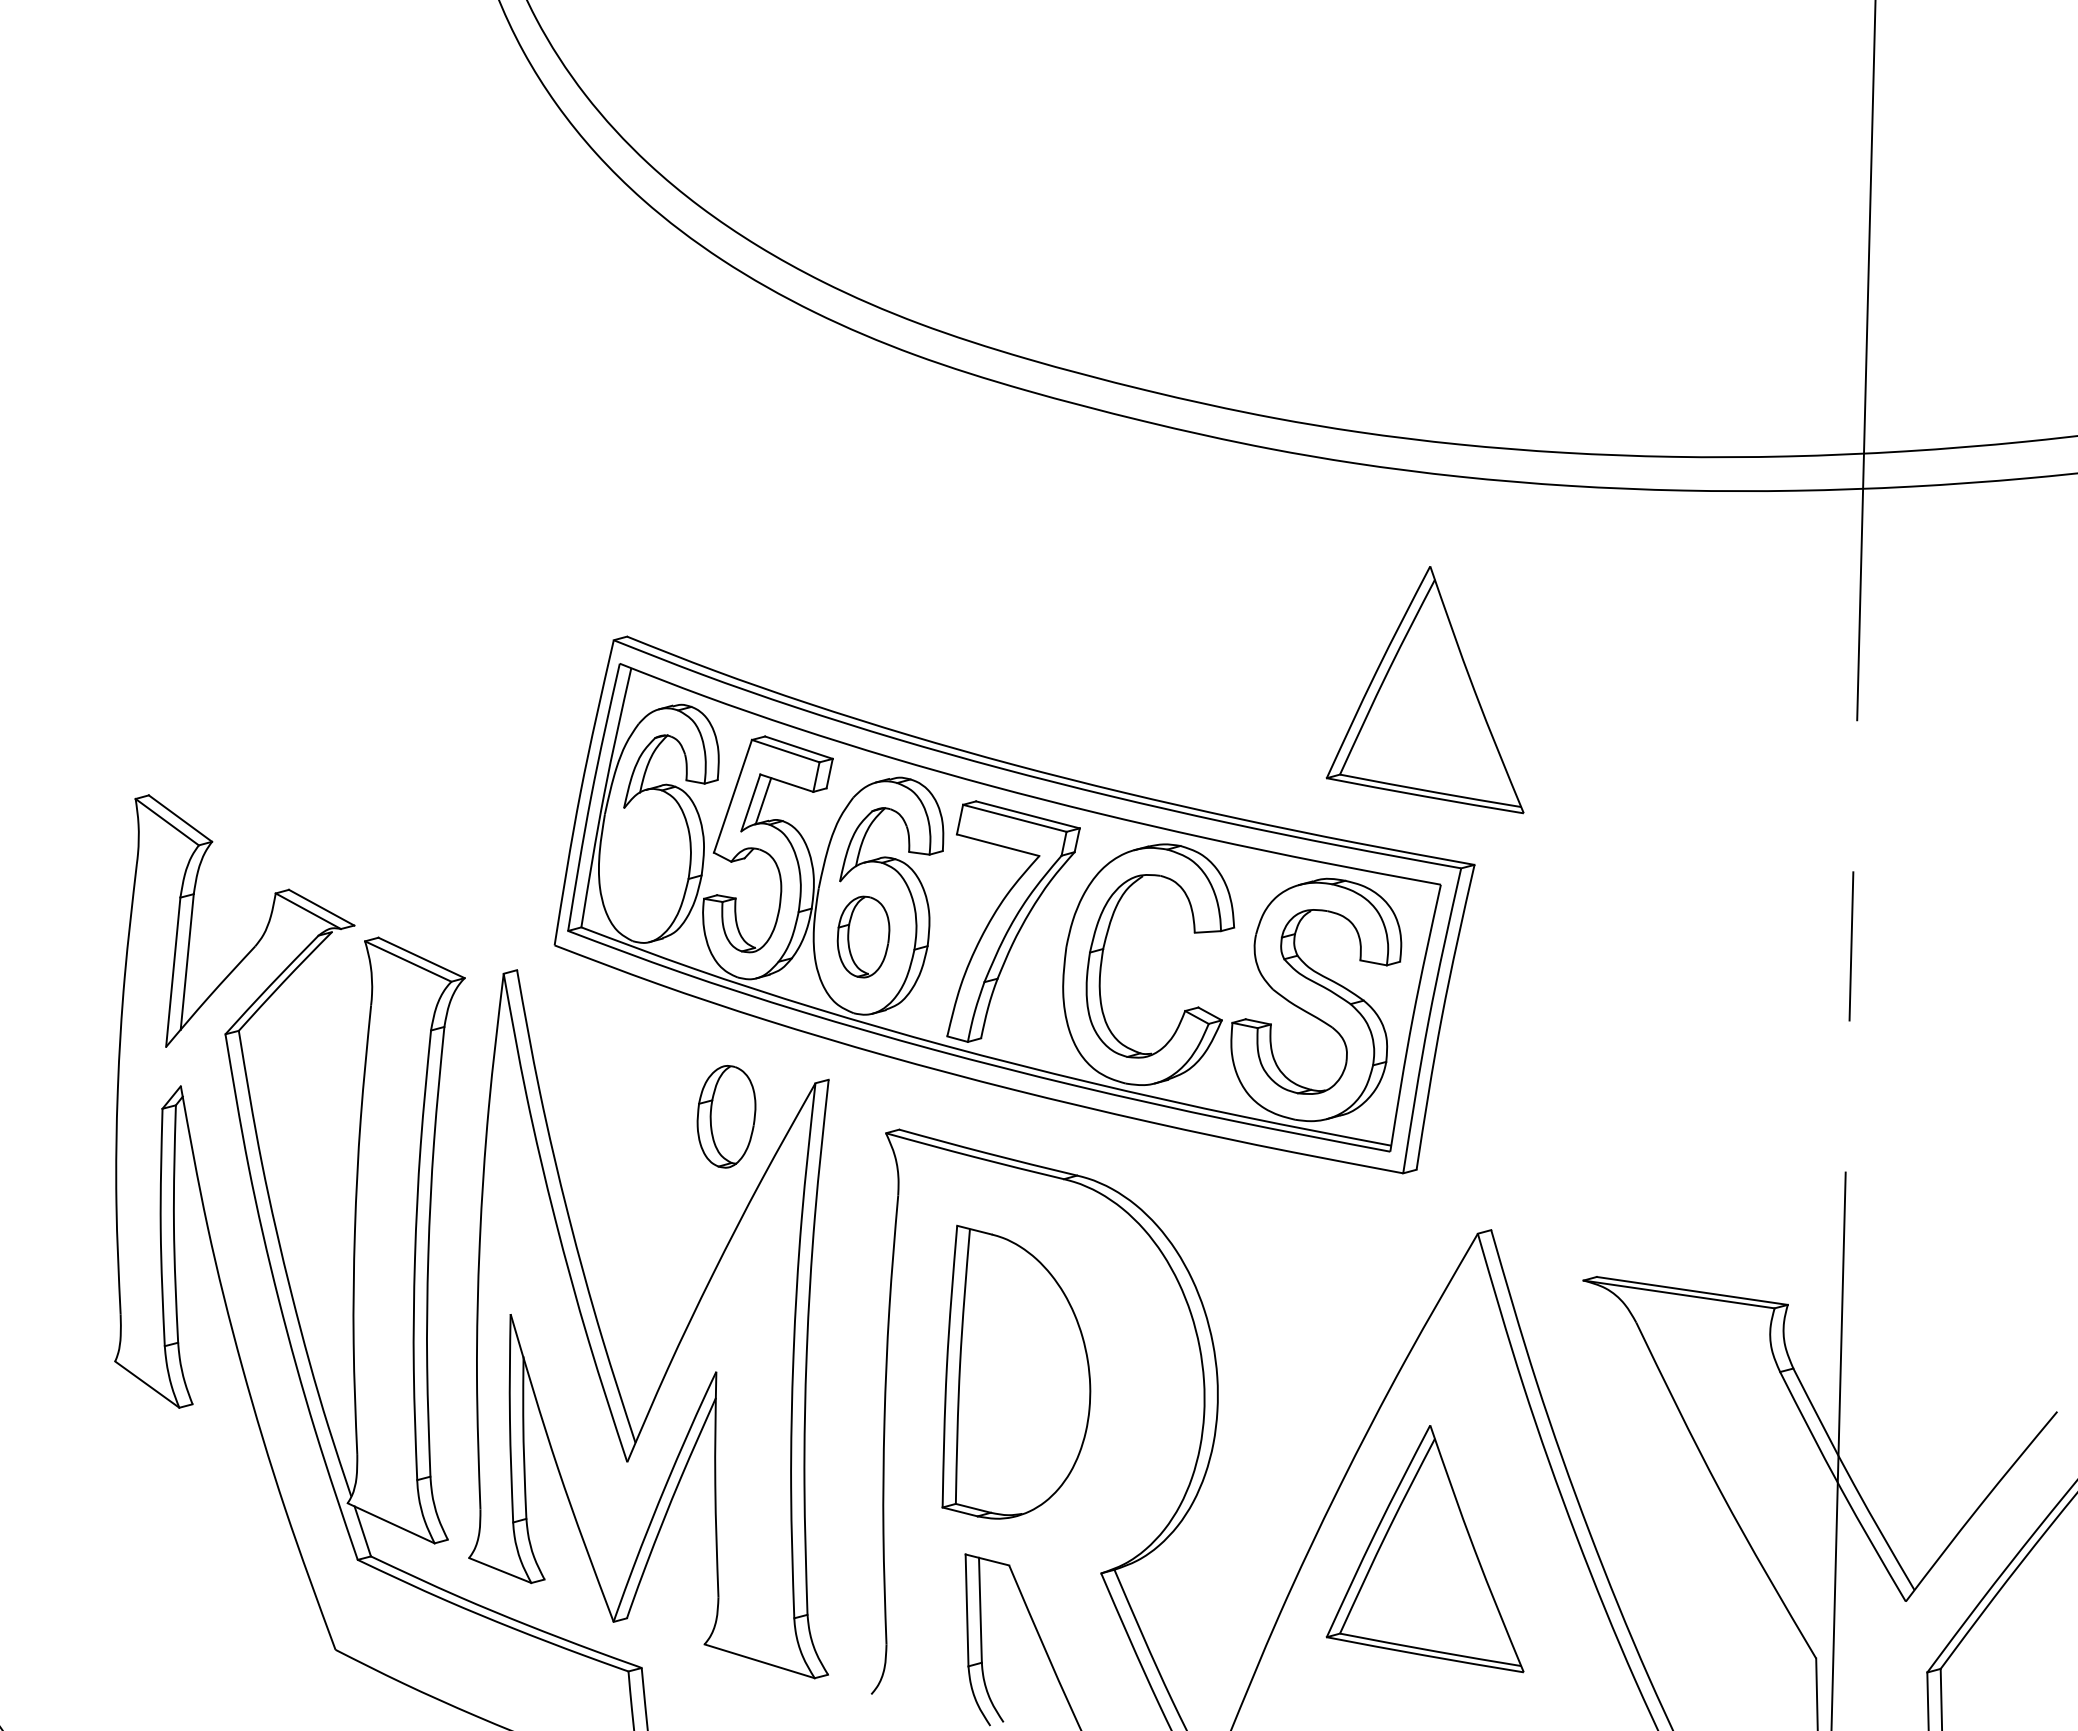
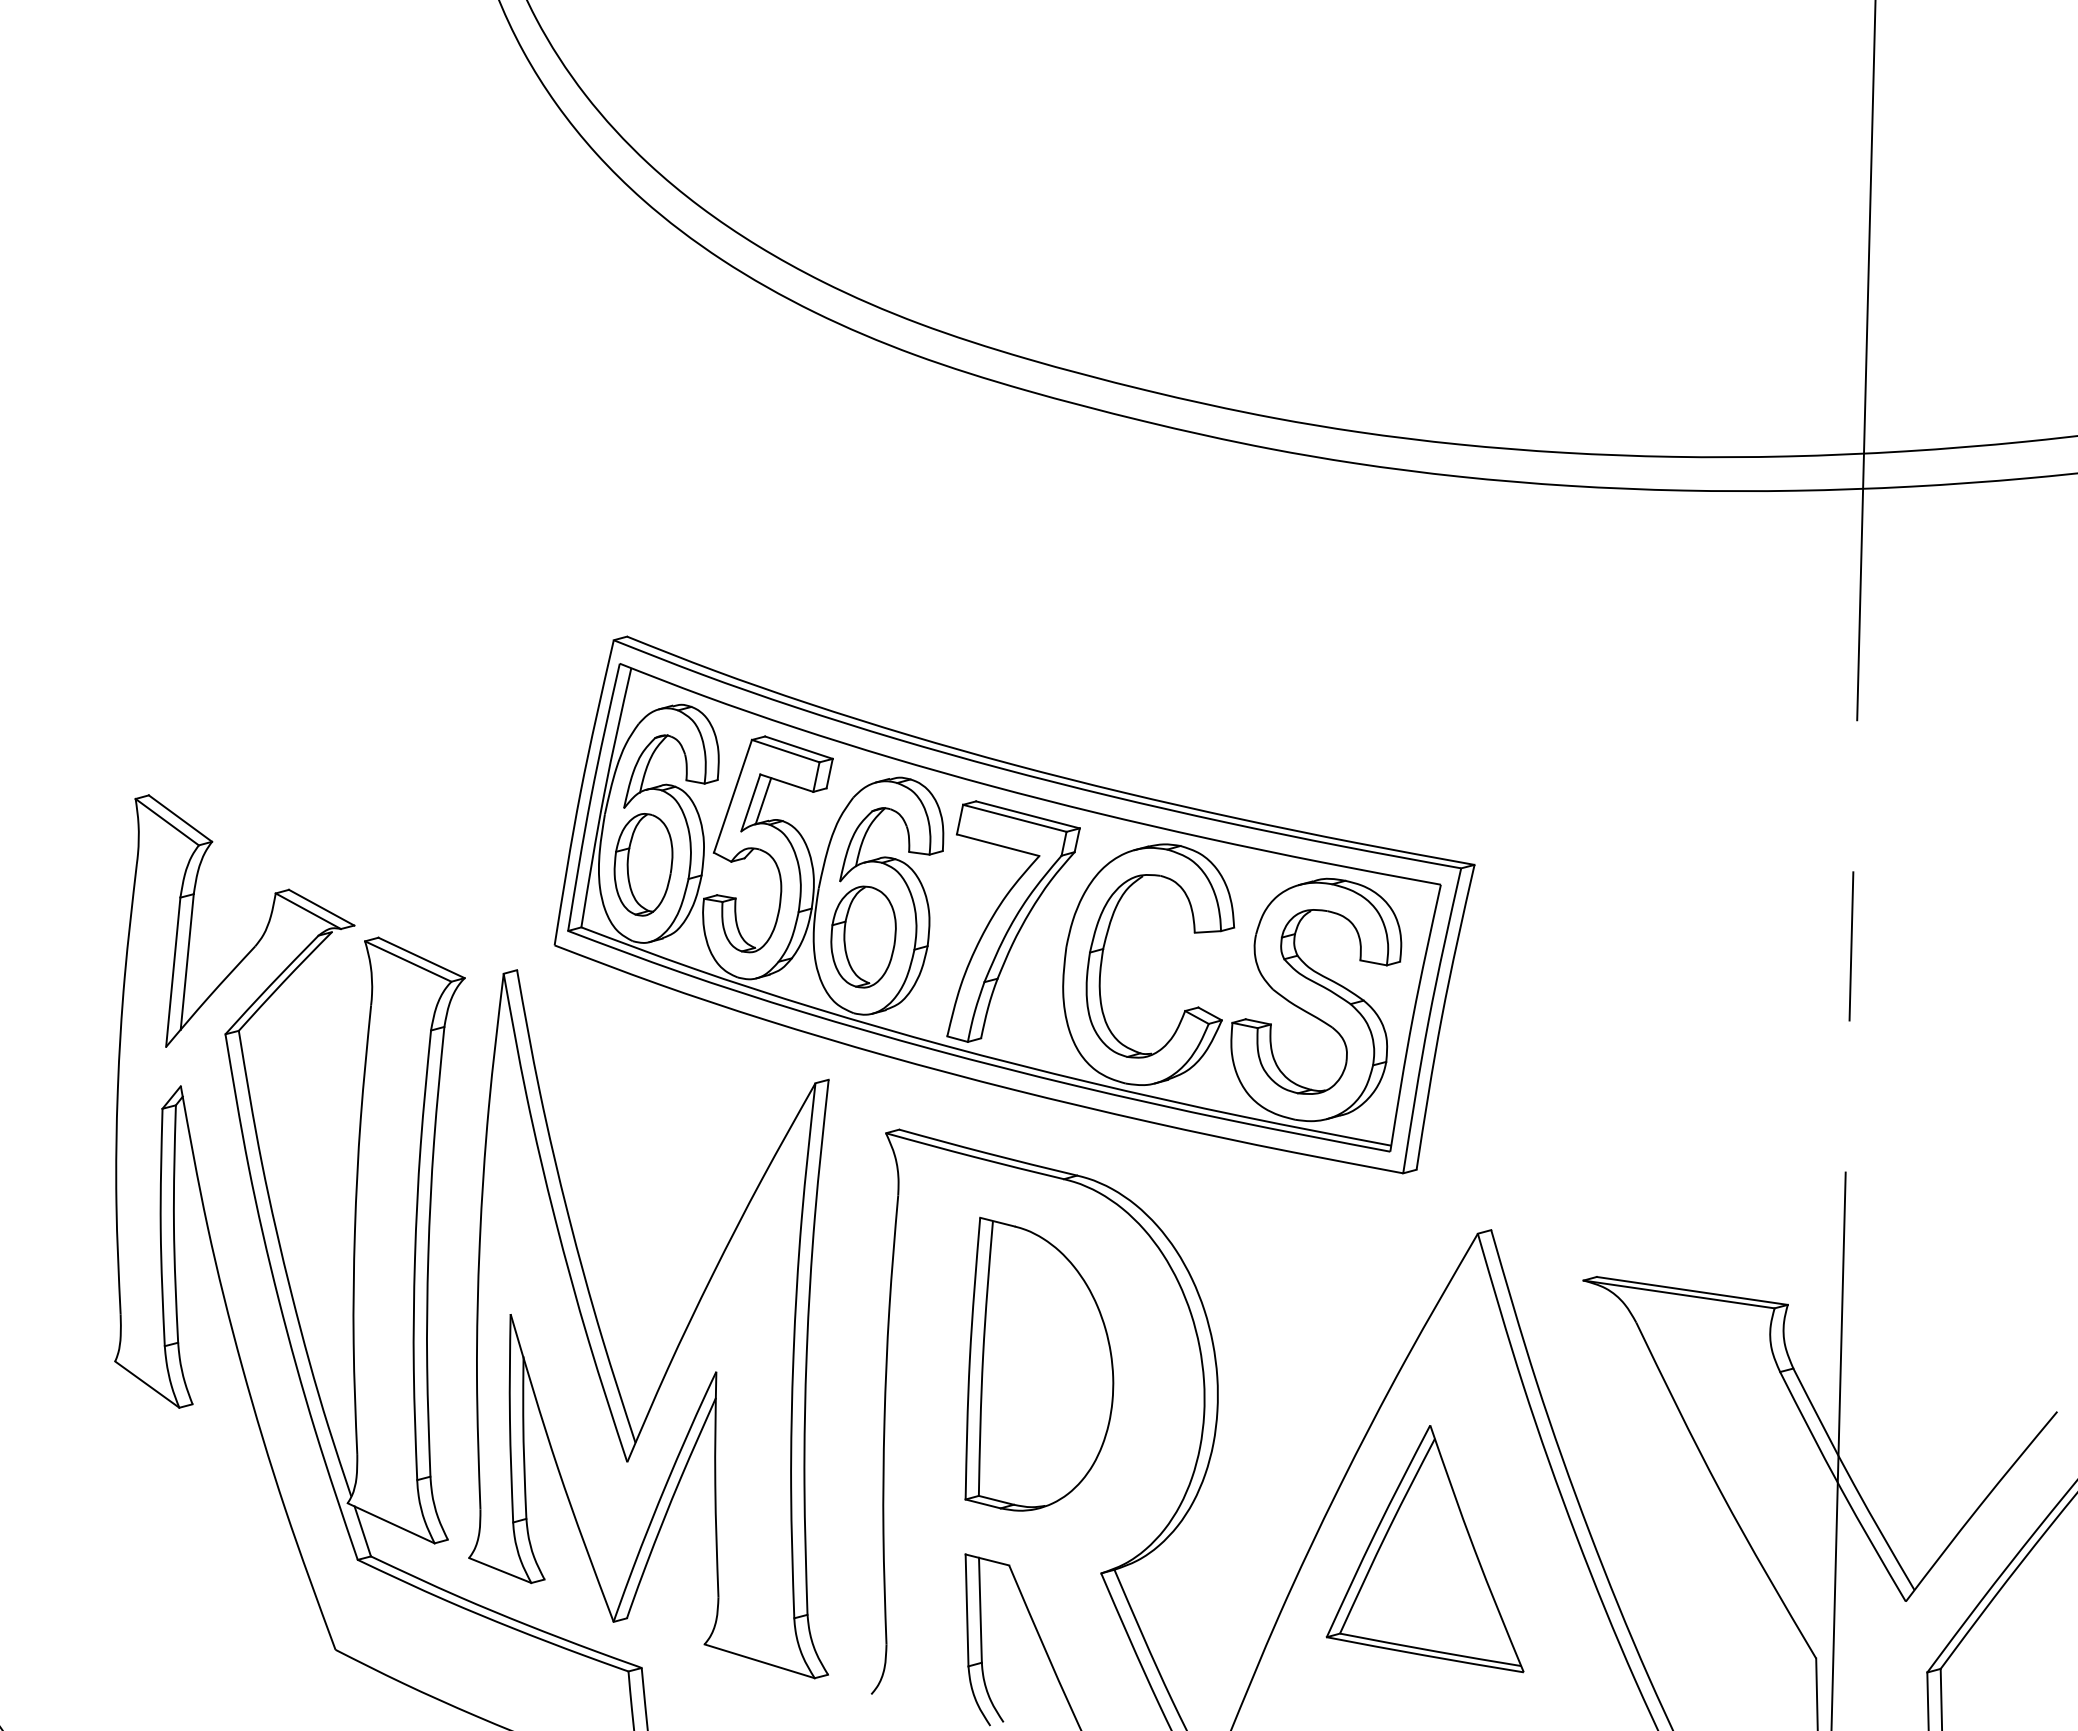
part: present -> none (1424, 690)
part size: 55x84 px -> 67x104 px (863, 936)
part position: (726, 1116) -> (643, 864) (643, 864)
part position: (1016, 1371) -> (1039, 1363) (1039, 1363)
